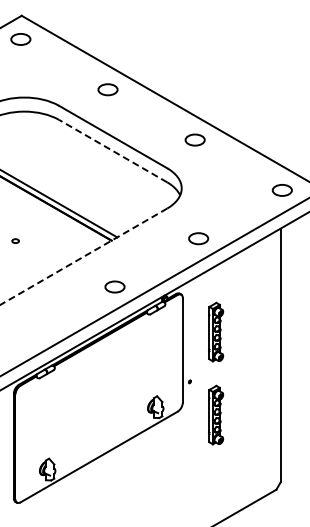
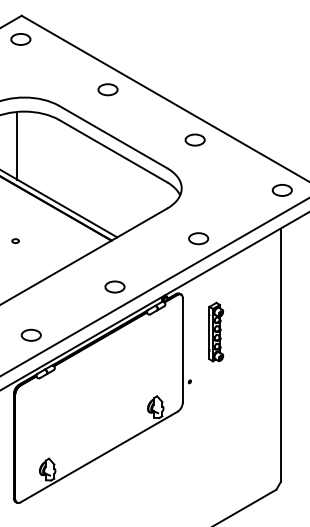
line: none -> present (17, 145)
line: dashed -> solid (112, 150)
line: dashed -> solid (83, 256)
part: none -> present (30, 334)
part: present -> none (216, 414)
